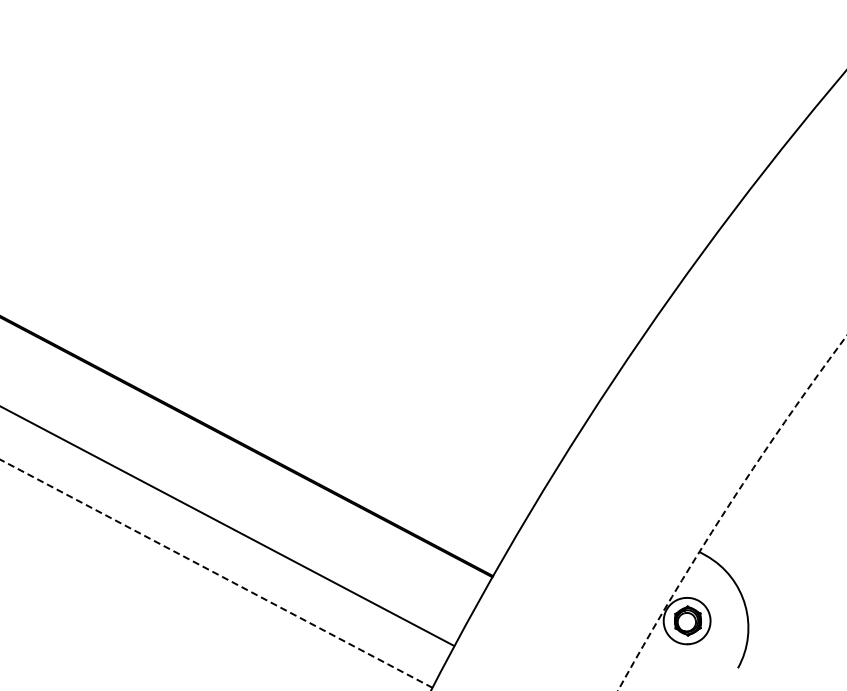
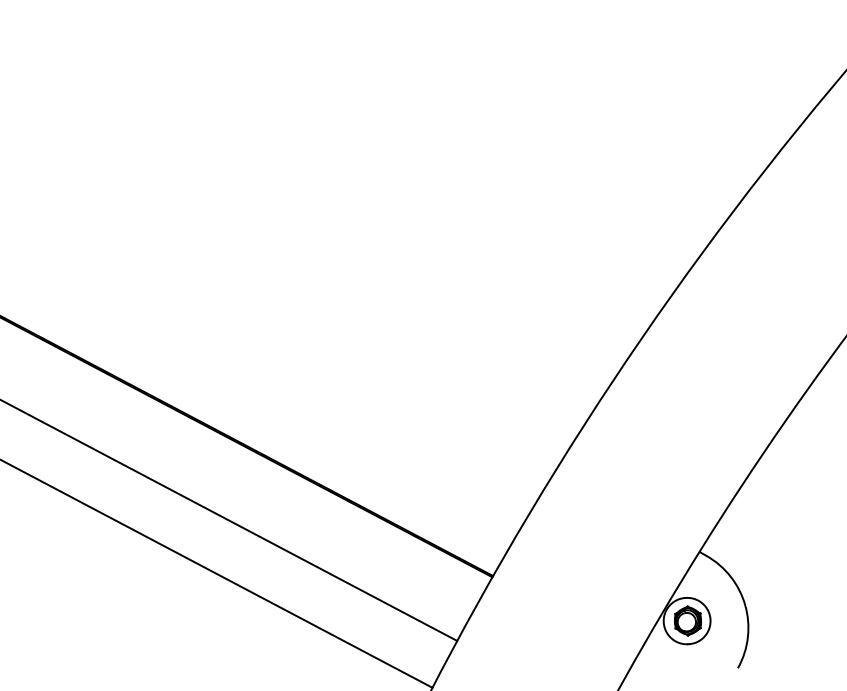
circle: dashed -> solid (732, 512)
line position: (228, 526) -> (229, 520) (229, 520)
line: dashed -> solid (216, 573)
